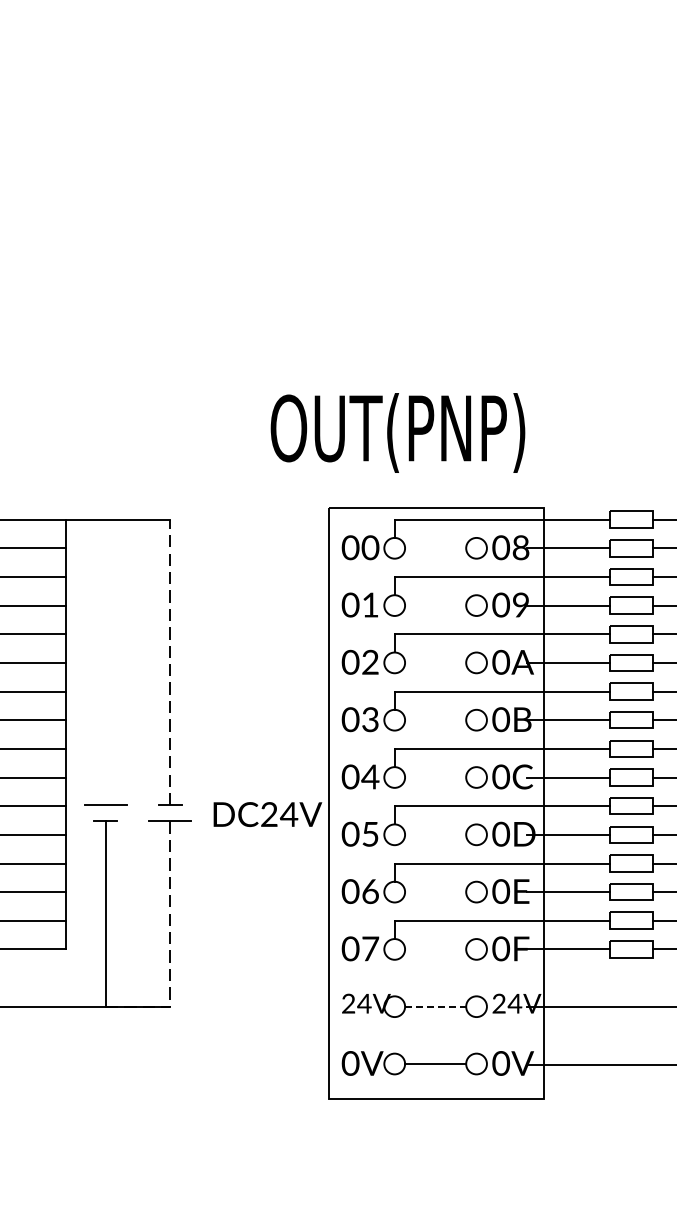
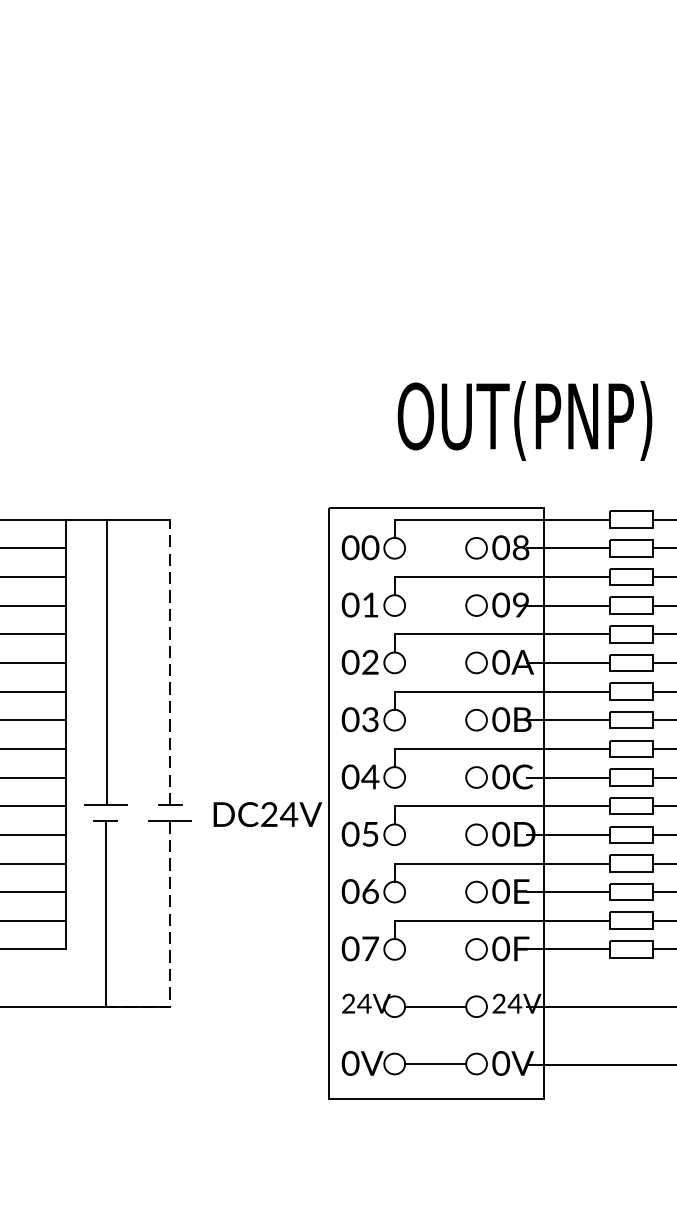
text position: (397, 432) -> (524, 420) (524, 420)
line: none -> present (107, 662)
line: dashed -> solid (435, 1007)
